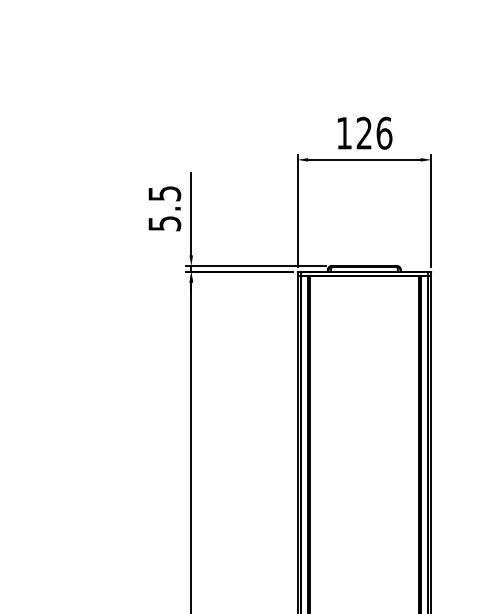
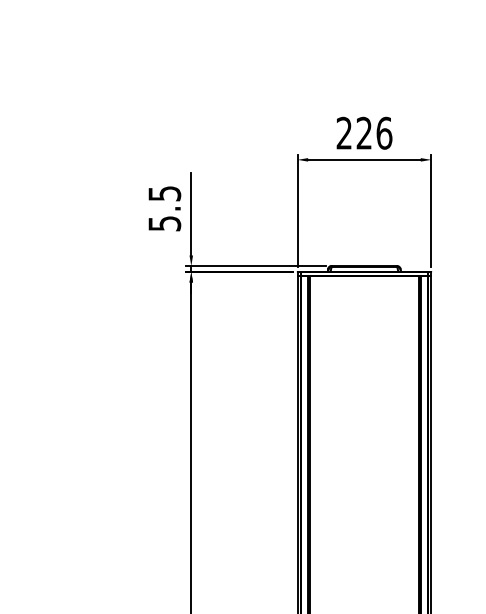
text: 126 -> 226 (343, 132)
